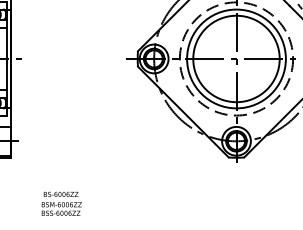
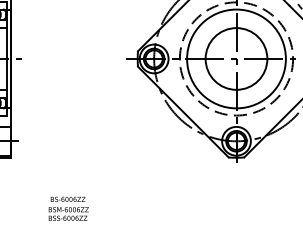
circle diameter: 86 px -> 62 px (236, 58)
text position: (61, 203) -> (68, 208) (68, 208)
